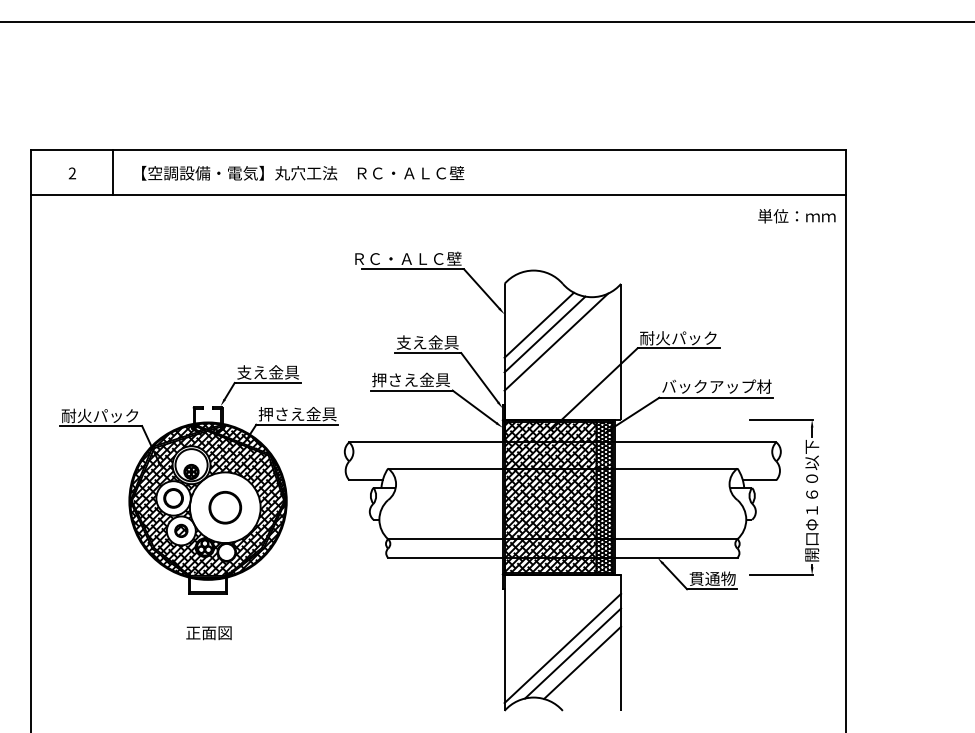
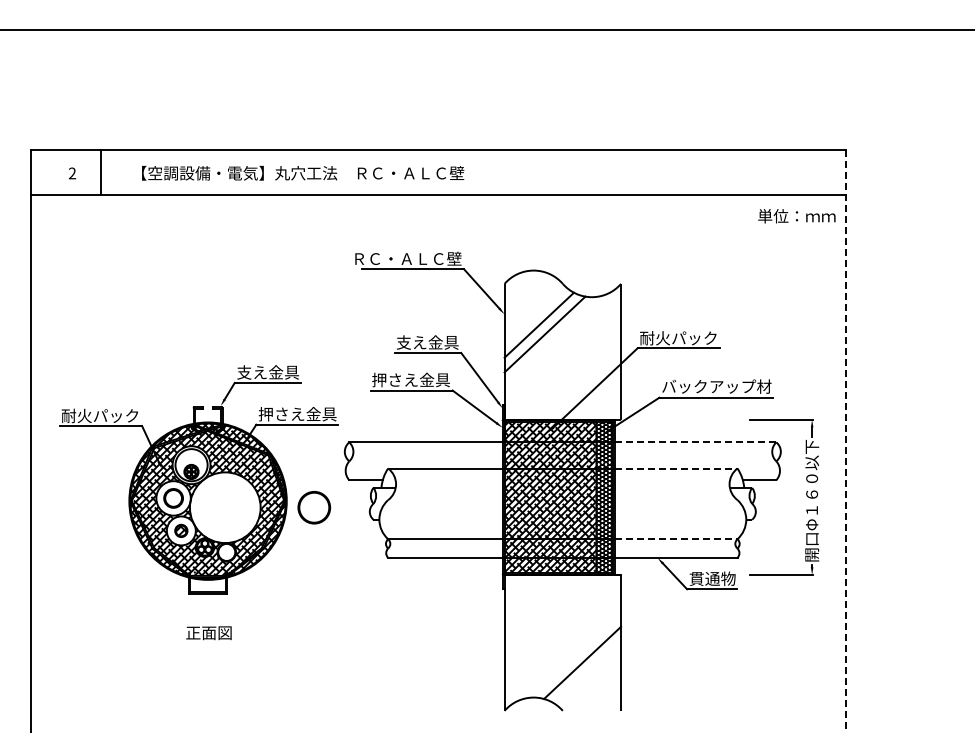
line position: (486, 22) -> (486, 30) (486, 30)
line position: (113, 172) -> (101, 172) (101, 172)
line: present -> none (556, 341)
line: solid -> dashed (846, 441)
line: solid -> dashed (695, 442)
line: solid -> dashed (676, 468)
part position: (225, 507) -> (314, 507) (314, 507)
line: solid -> dashed (676, 539)
line: present -> none (562, 648)
line: present -> none (573, 653)
